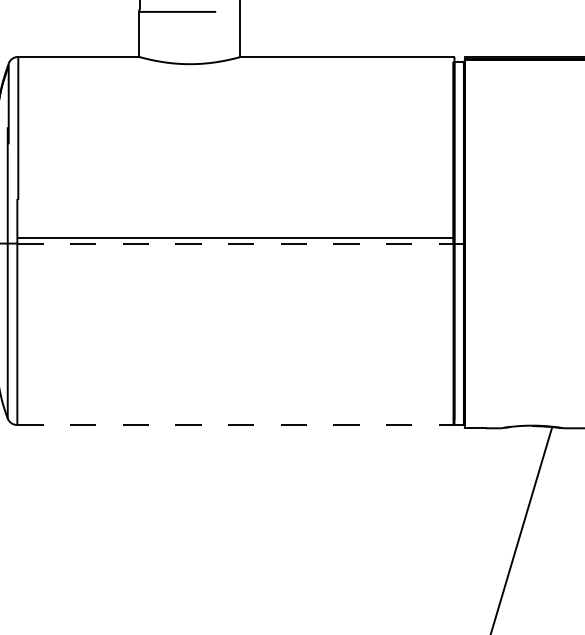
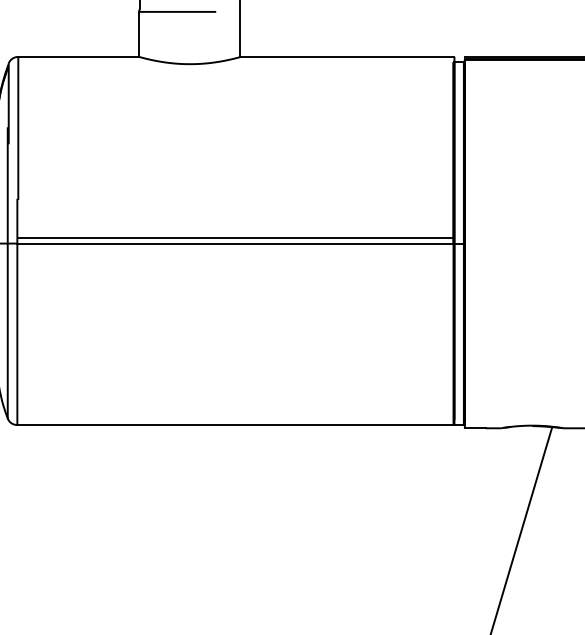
line: dashed -> solid (241, 243)
line: dashed -> solid (235, 425)
